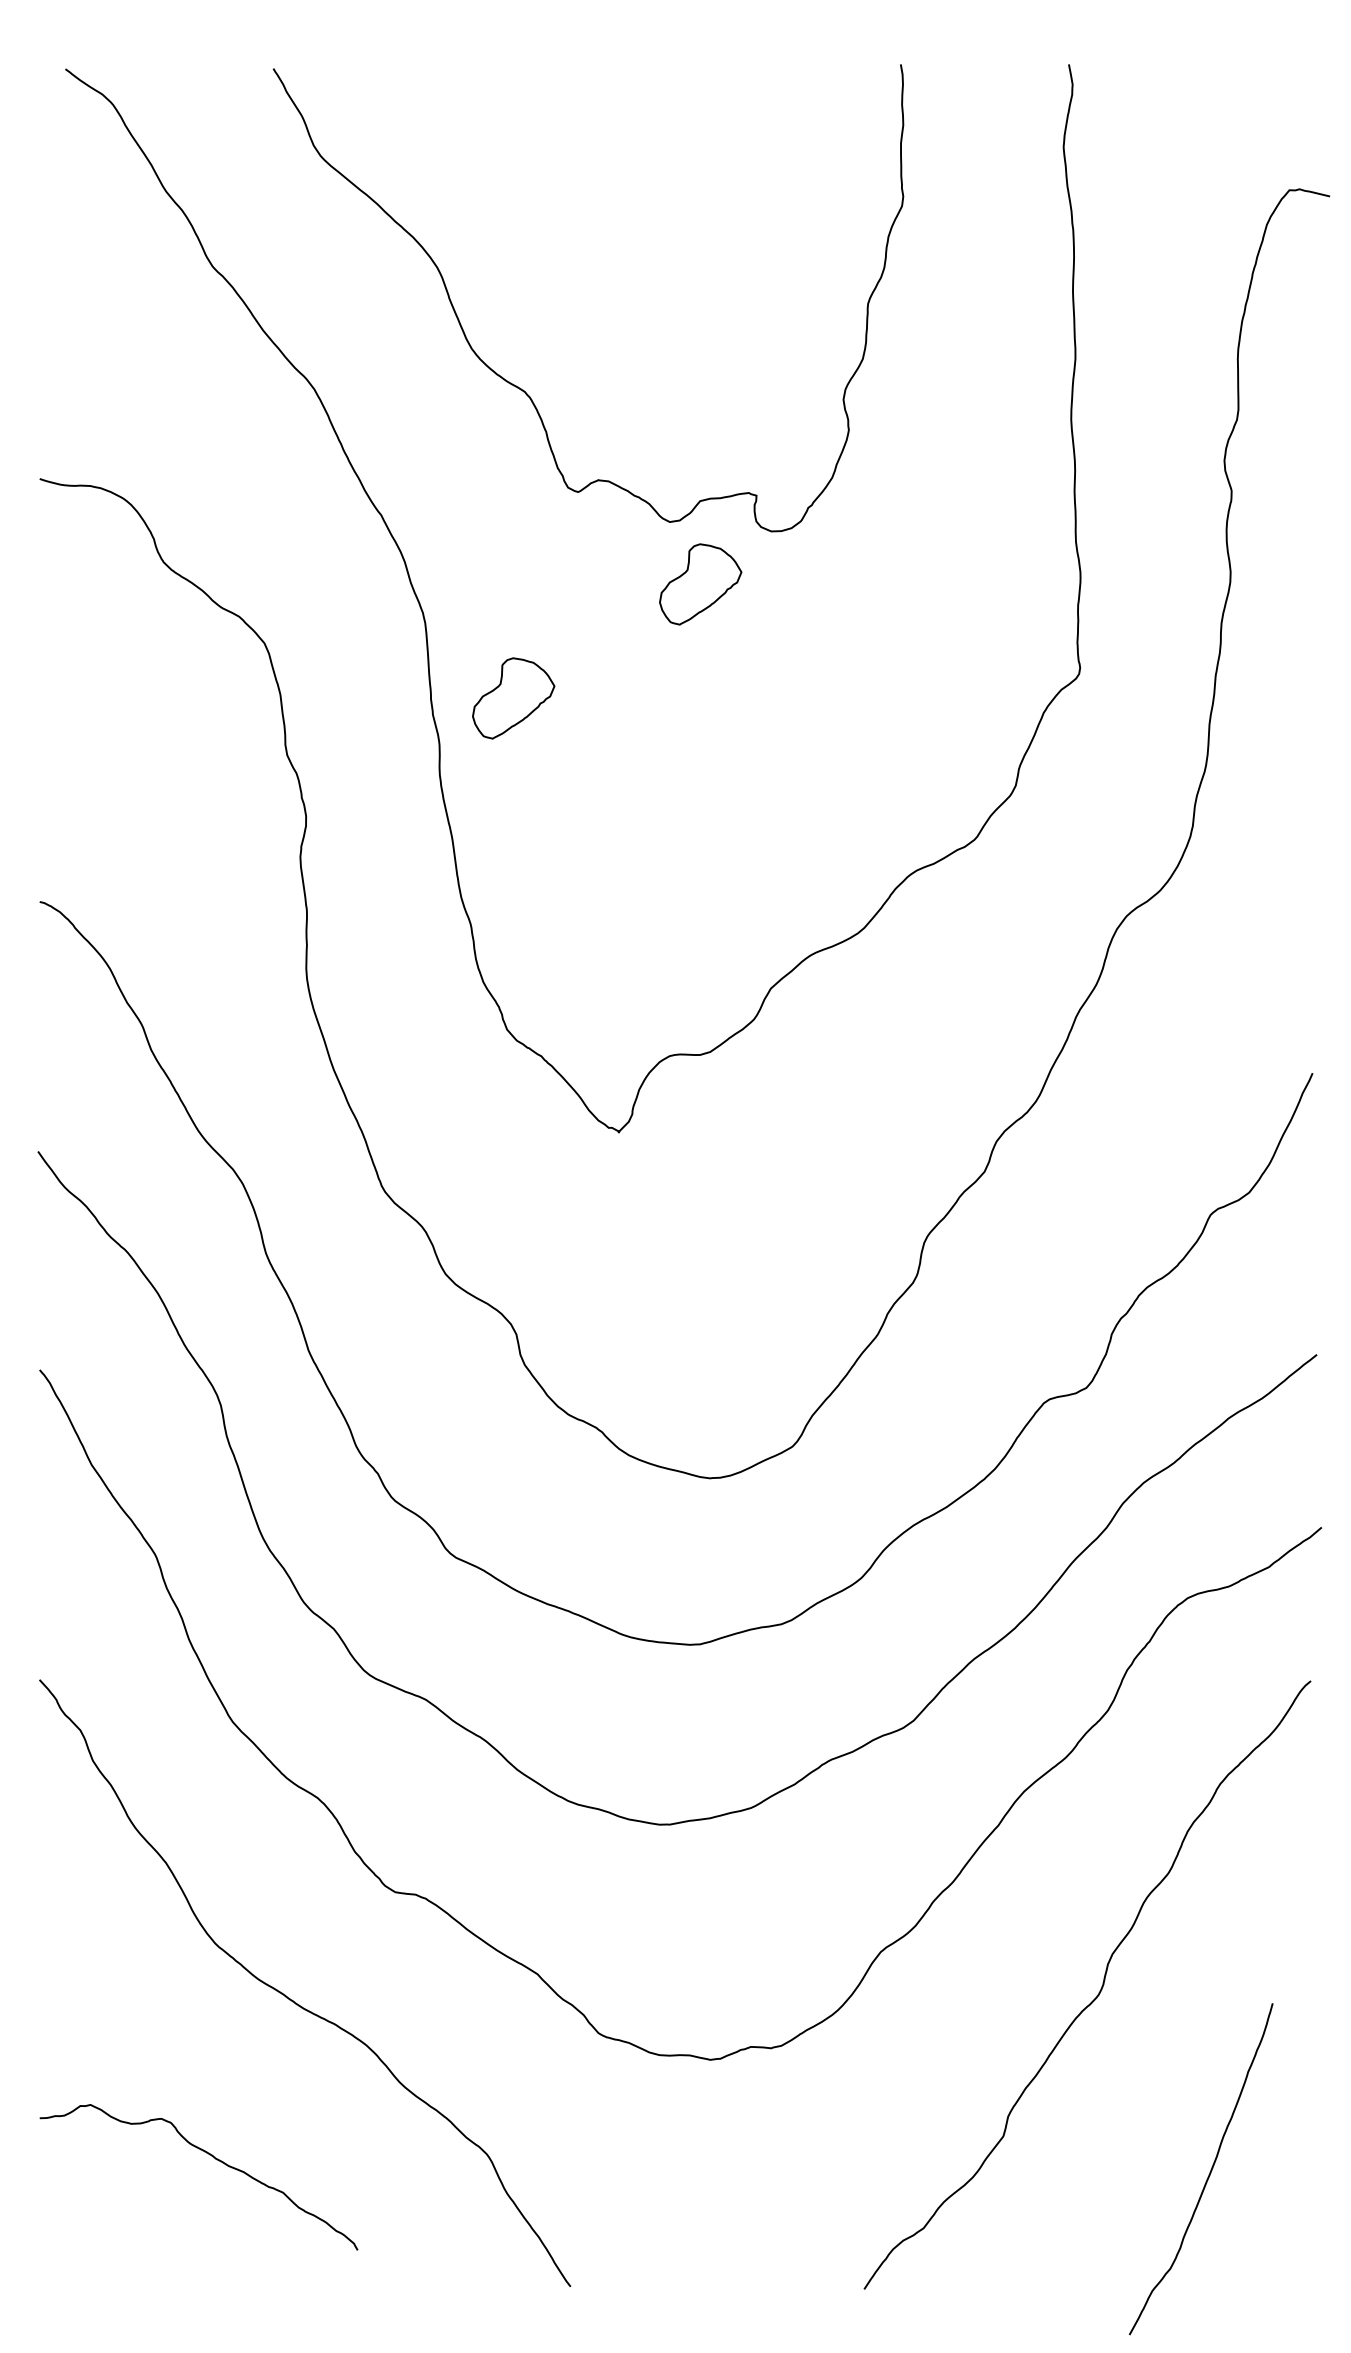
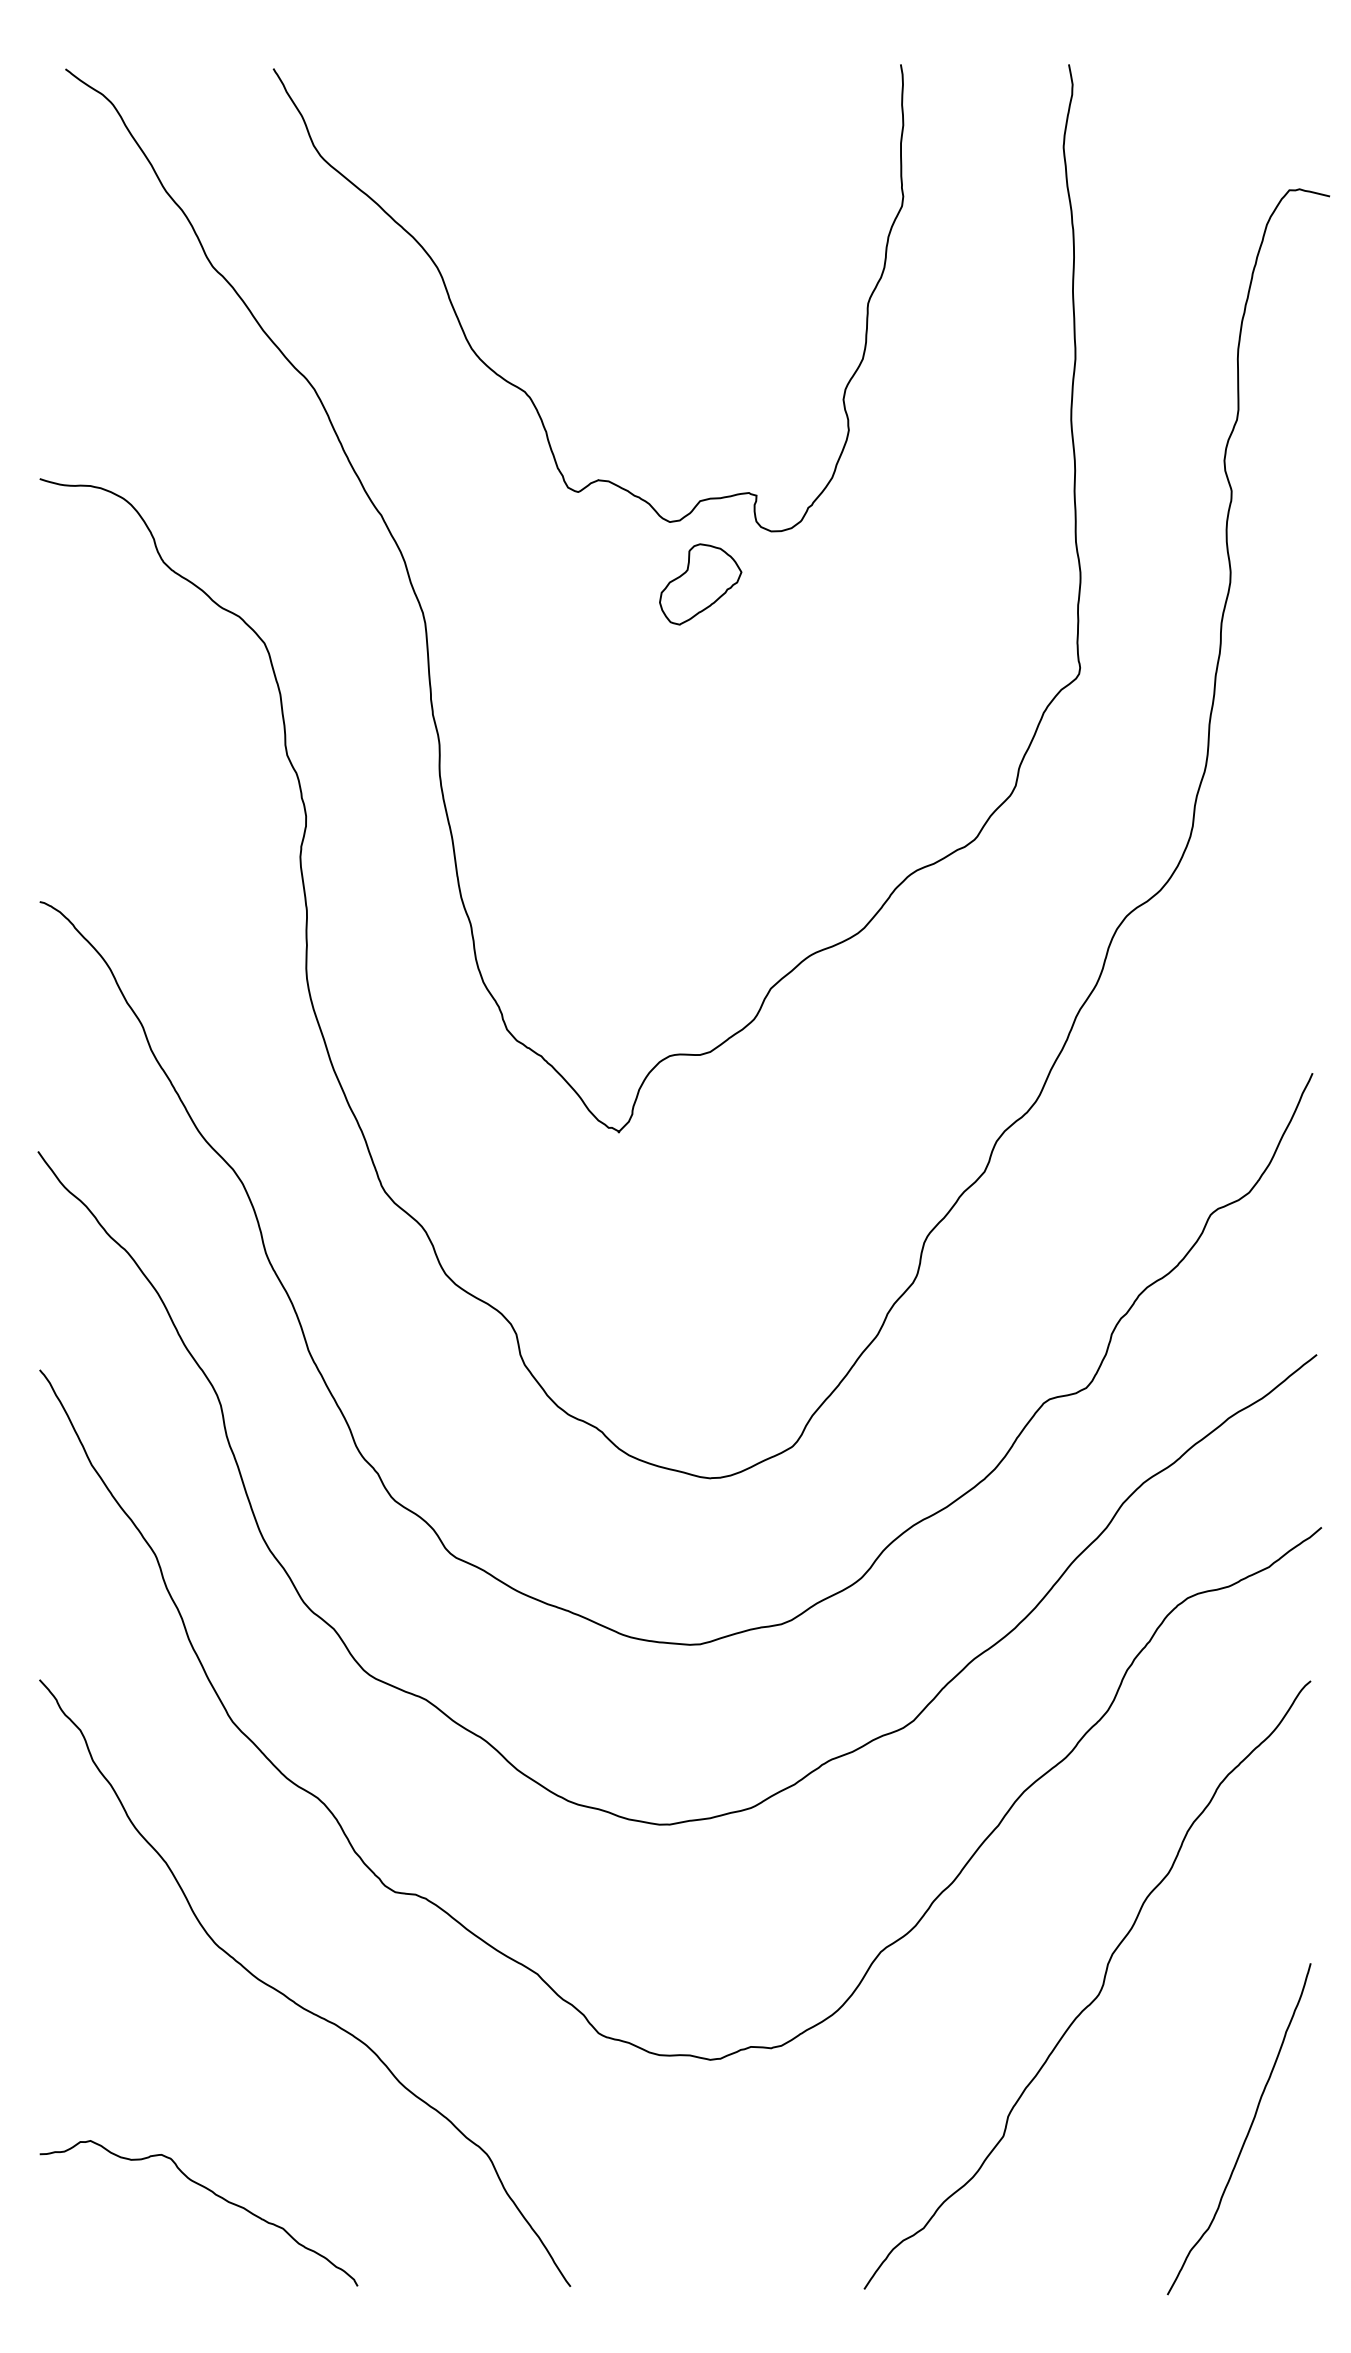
part: present -> none (513, 698)
curve position: (212, 2157) -> (212, 2193) (212, 2193)
curve position: (1209, 2172) -> (1247, 2132) (1247, 2132)
